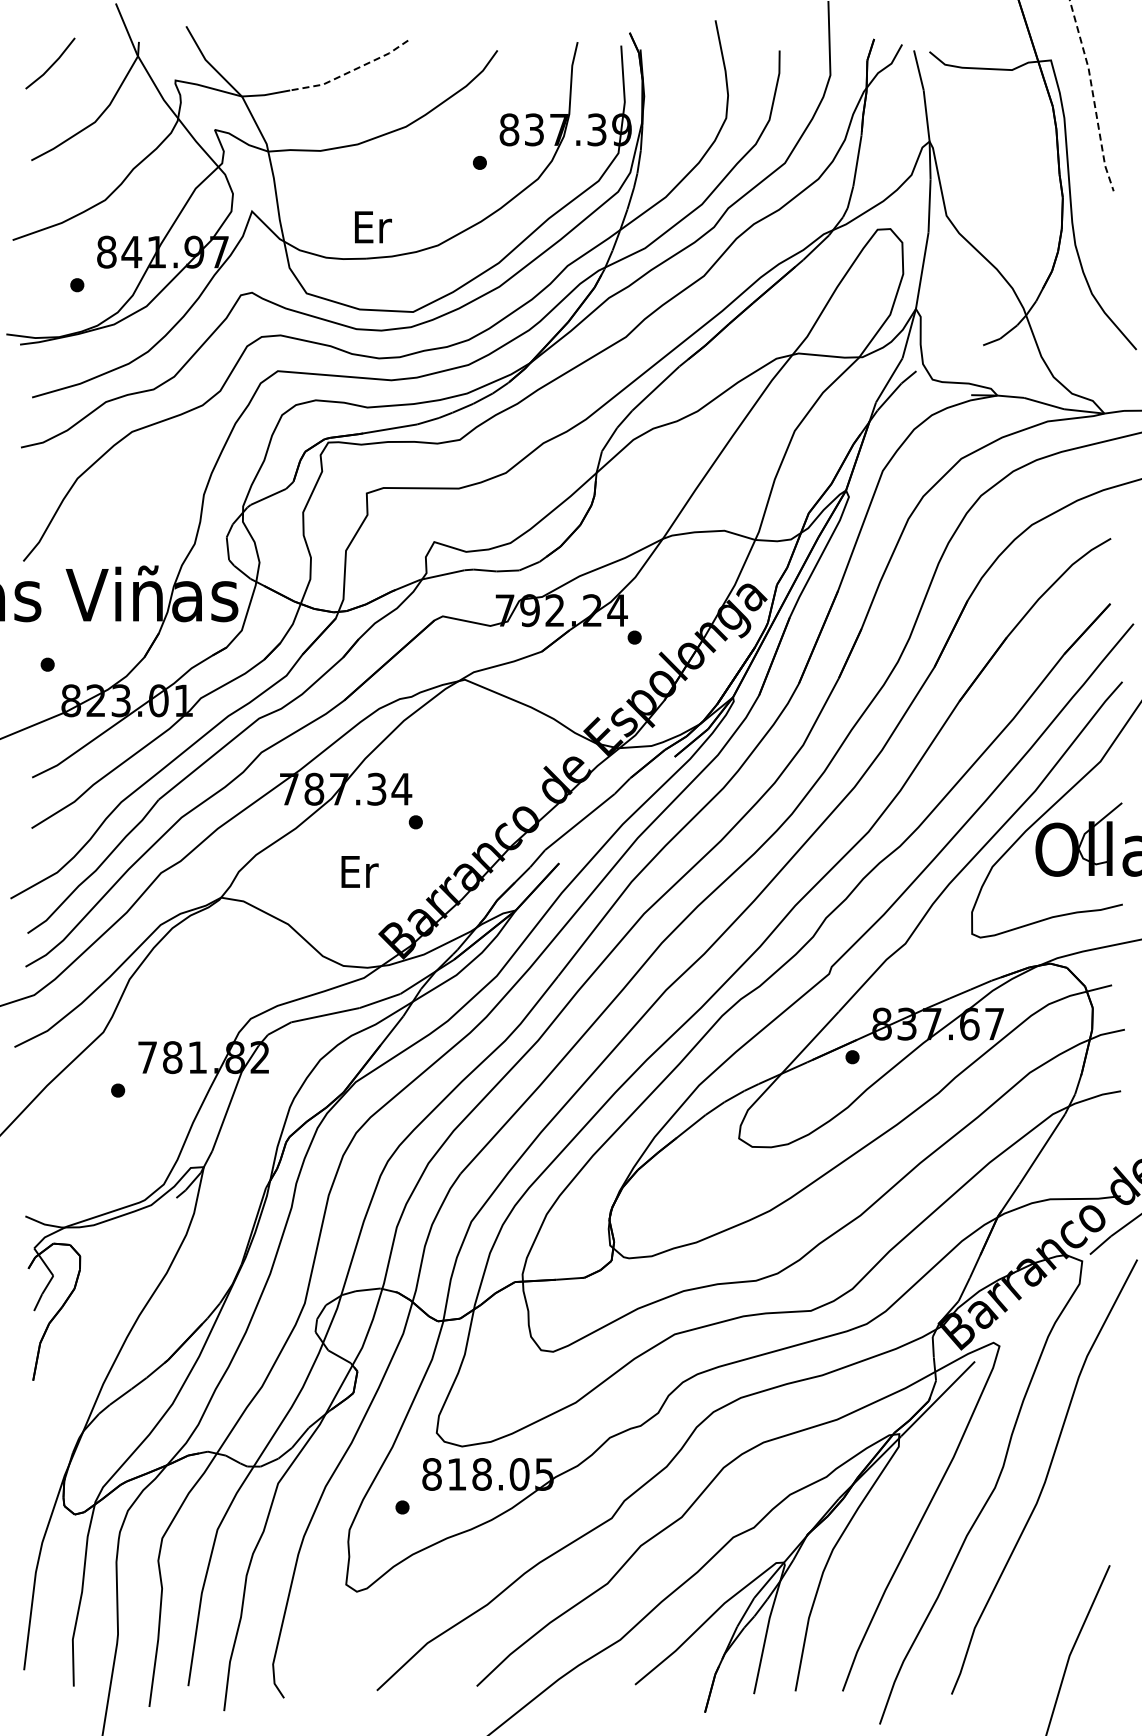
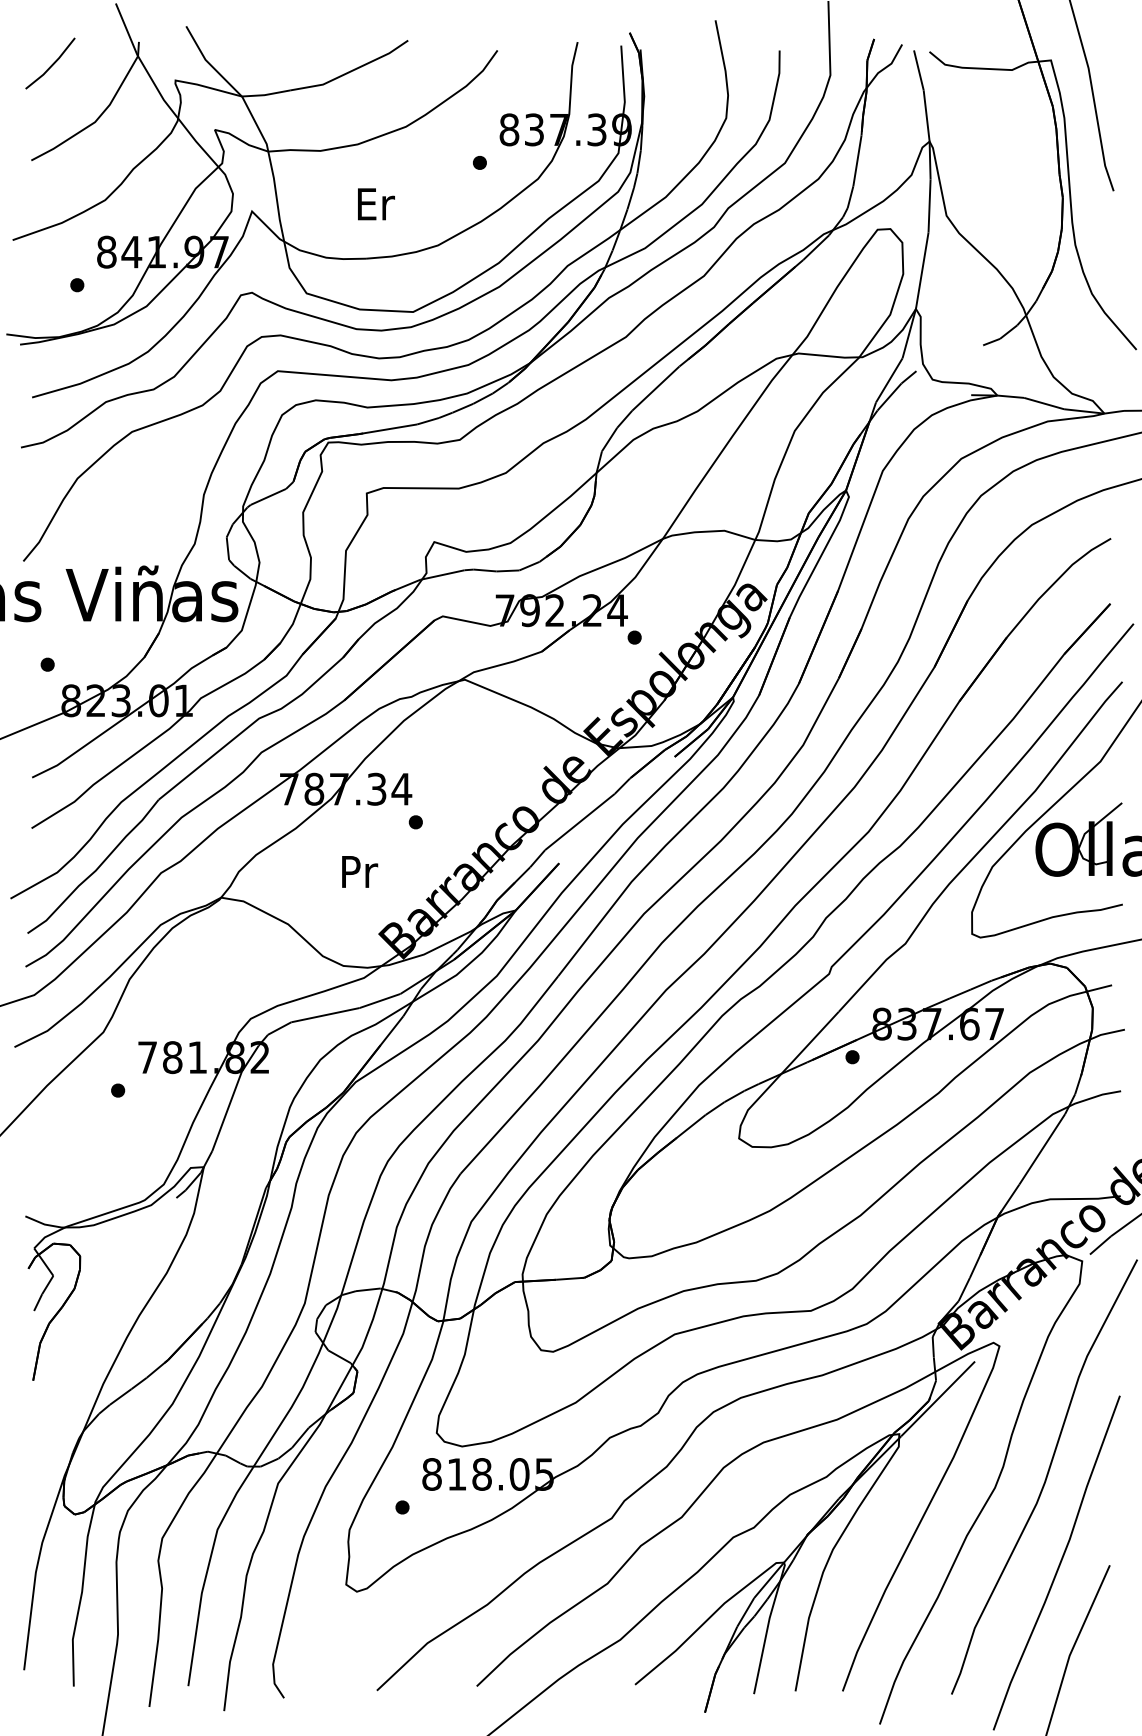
line: dashed -> solid (350, 71)
line: dashed -> solid (1093, 95)
text position: (373, 227) -> (376, 204) (376, 204)
text: Er -> Pr (359, 871)
curve: none -> present (1058, 1564)
